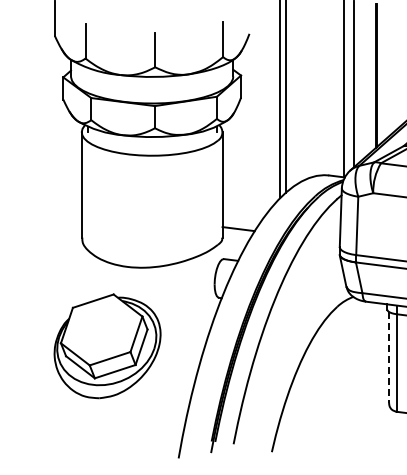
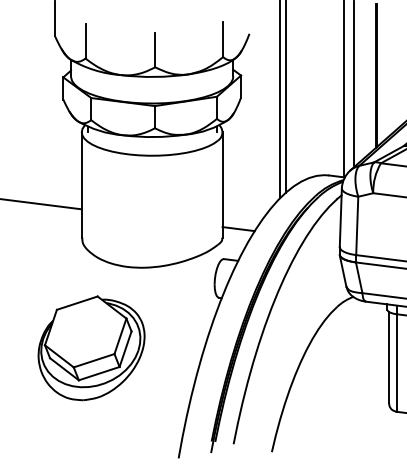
line: none -> present (41, 204)
part position: (107, 346) -> (91, 348) (91, 348)
line: dashed -> solid (389, 357)
